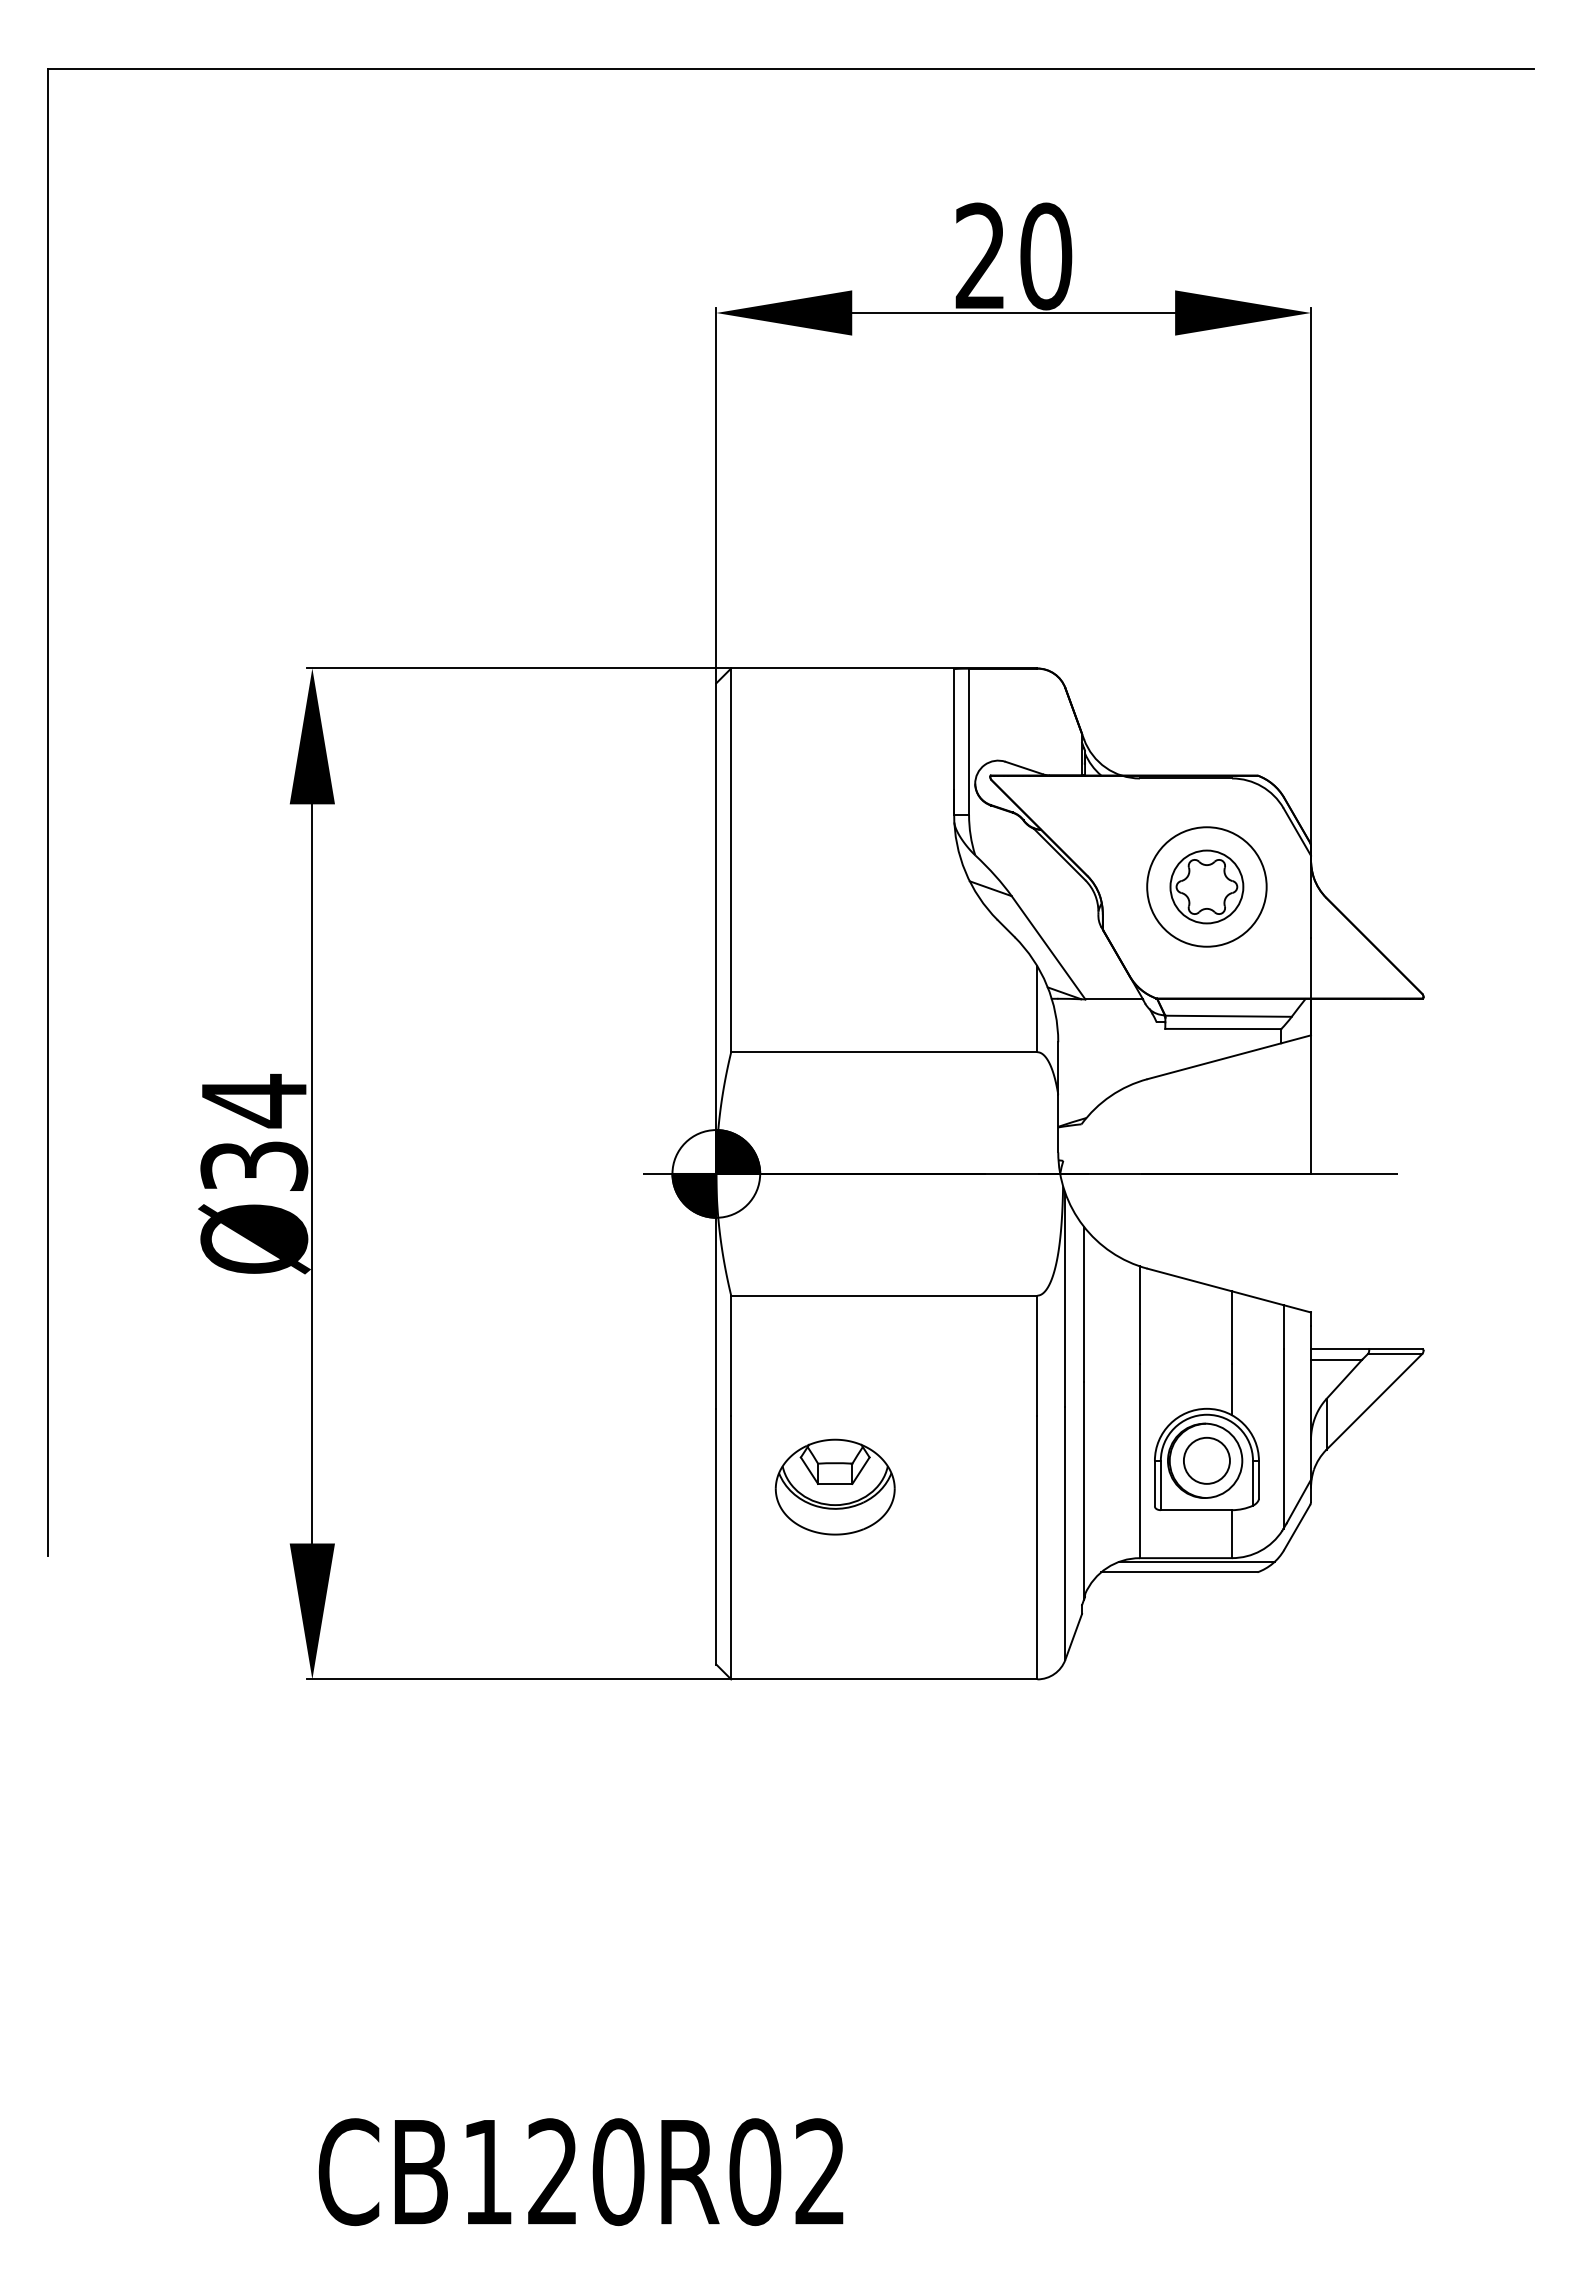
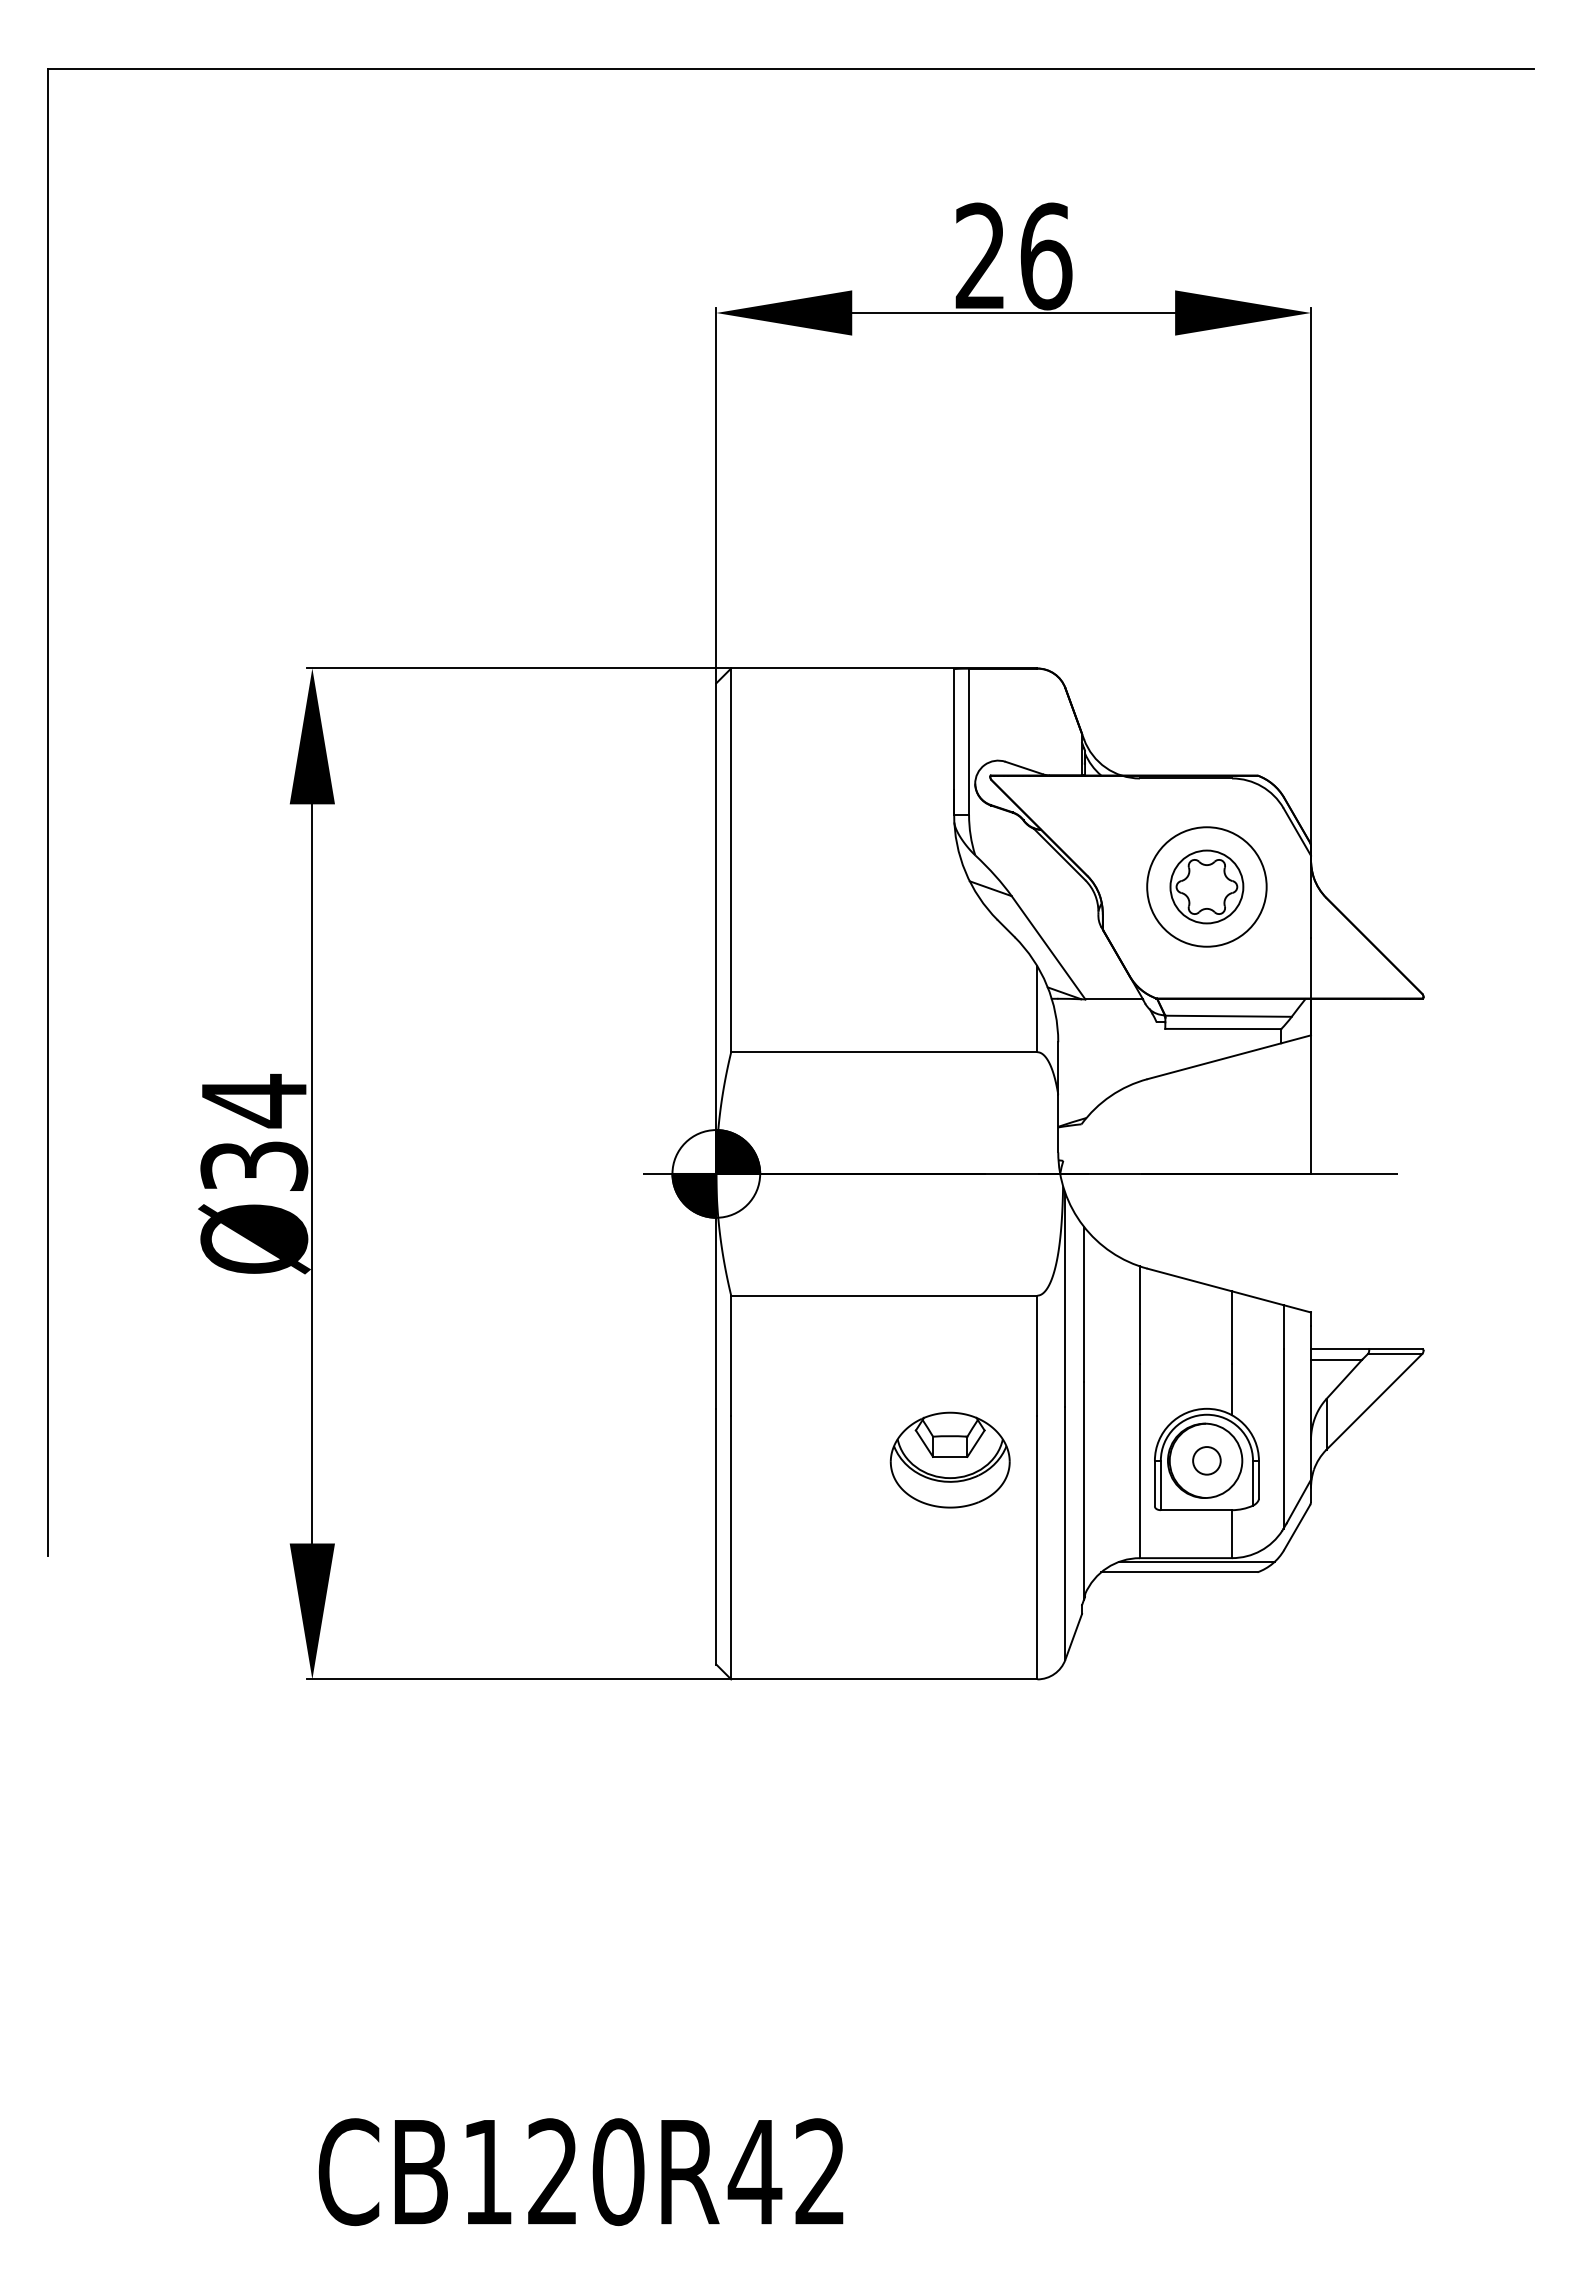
text: 20 -> 26 (1046, 256)
circle diameter: 46 px -> 28 px (1206, 1460)
part position: (834, 1486) -> (949, 1459) (949, 1459)
text: CB120R02 -> CB120R42 (754, 2172)
